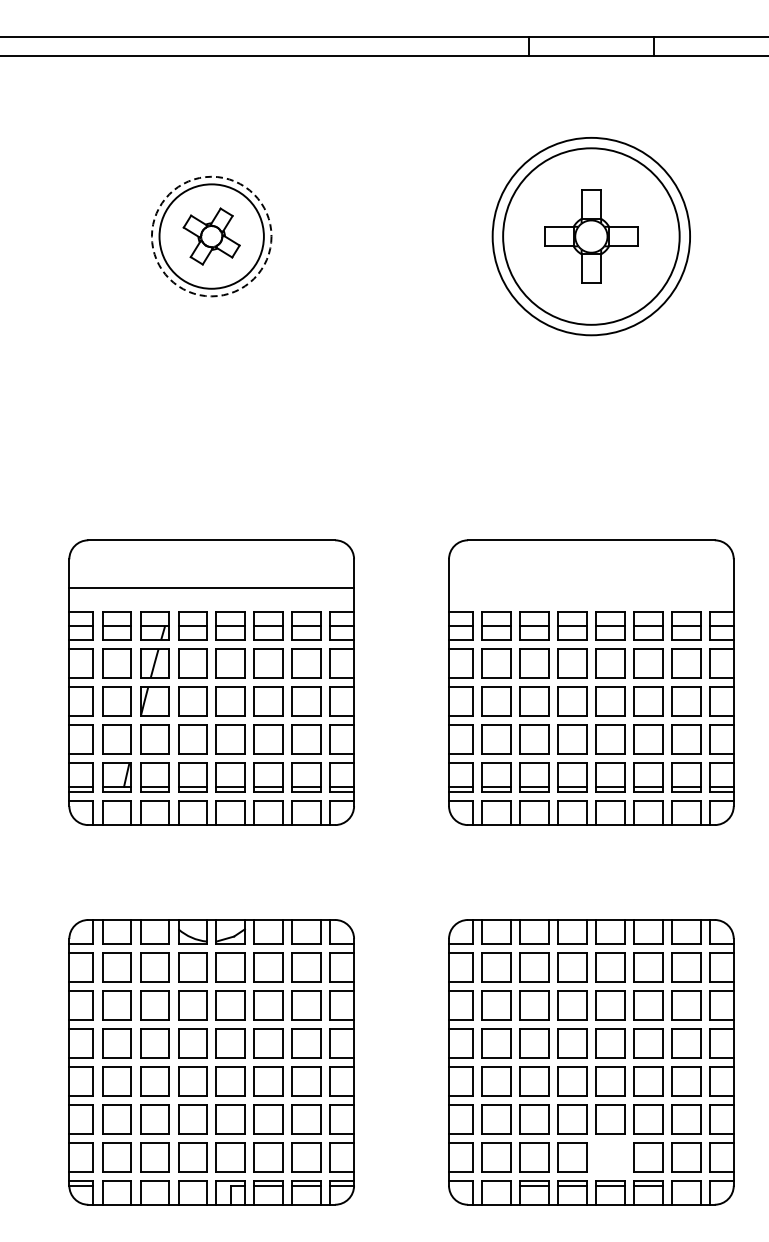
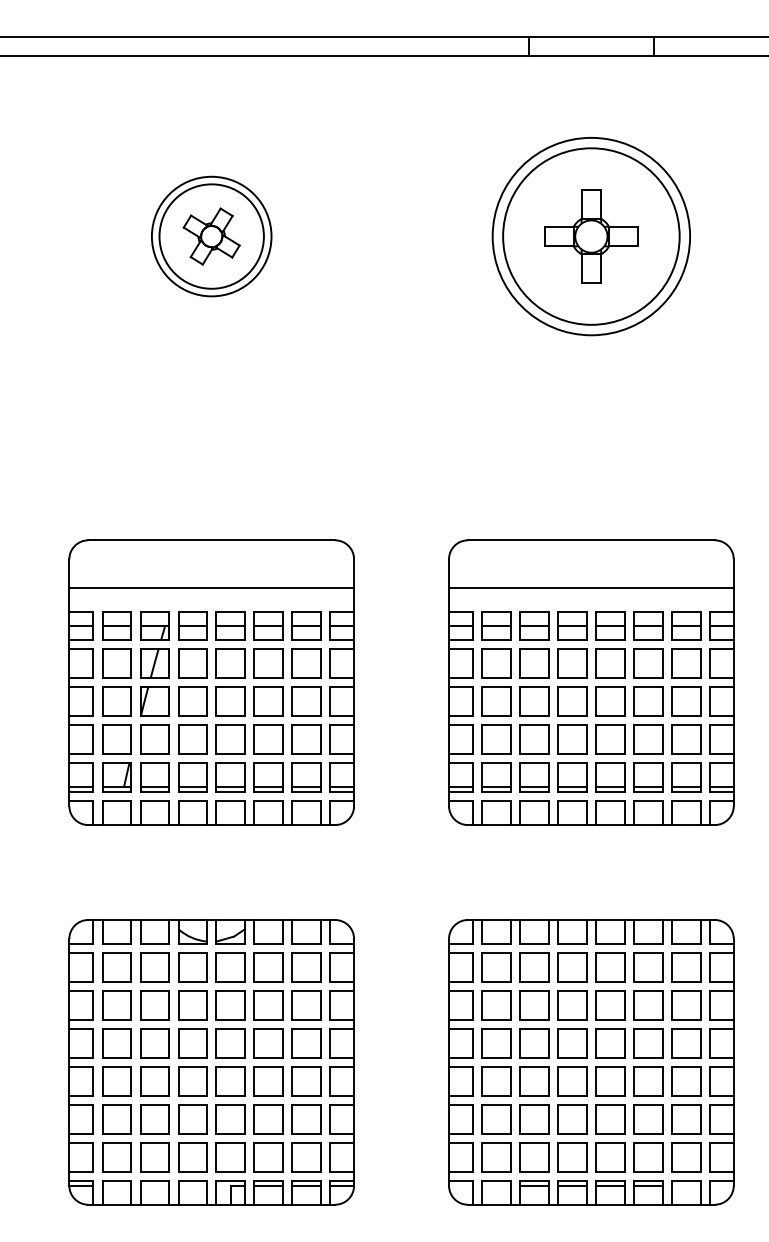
circle: dashed -> solid (211, 236)
line: none -> present (591, 587)
part: none -> present (610, 1157)
